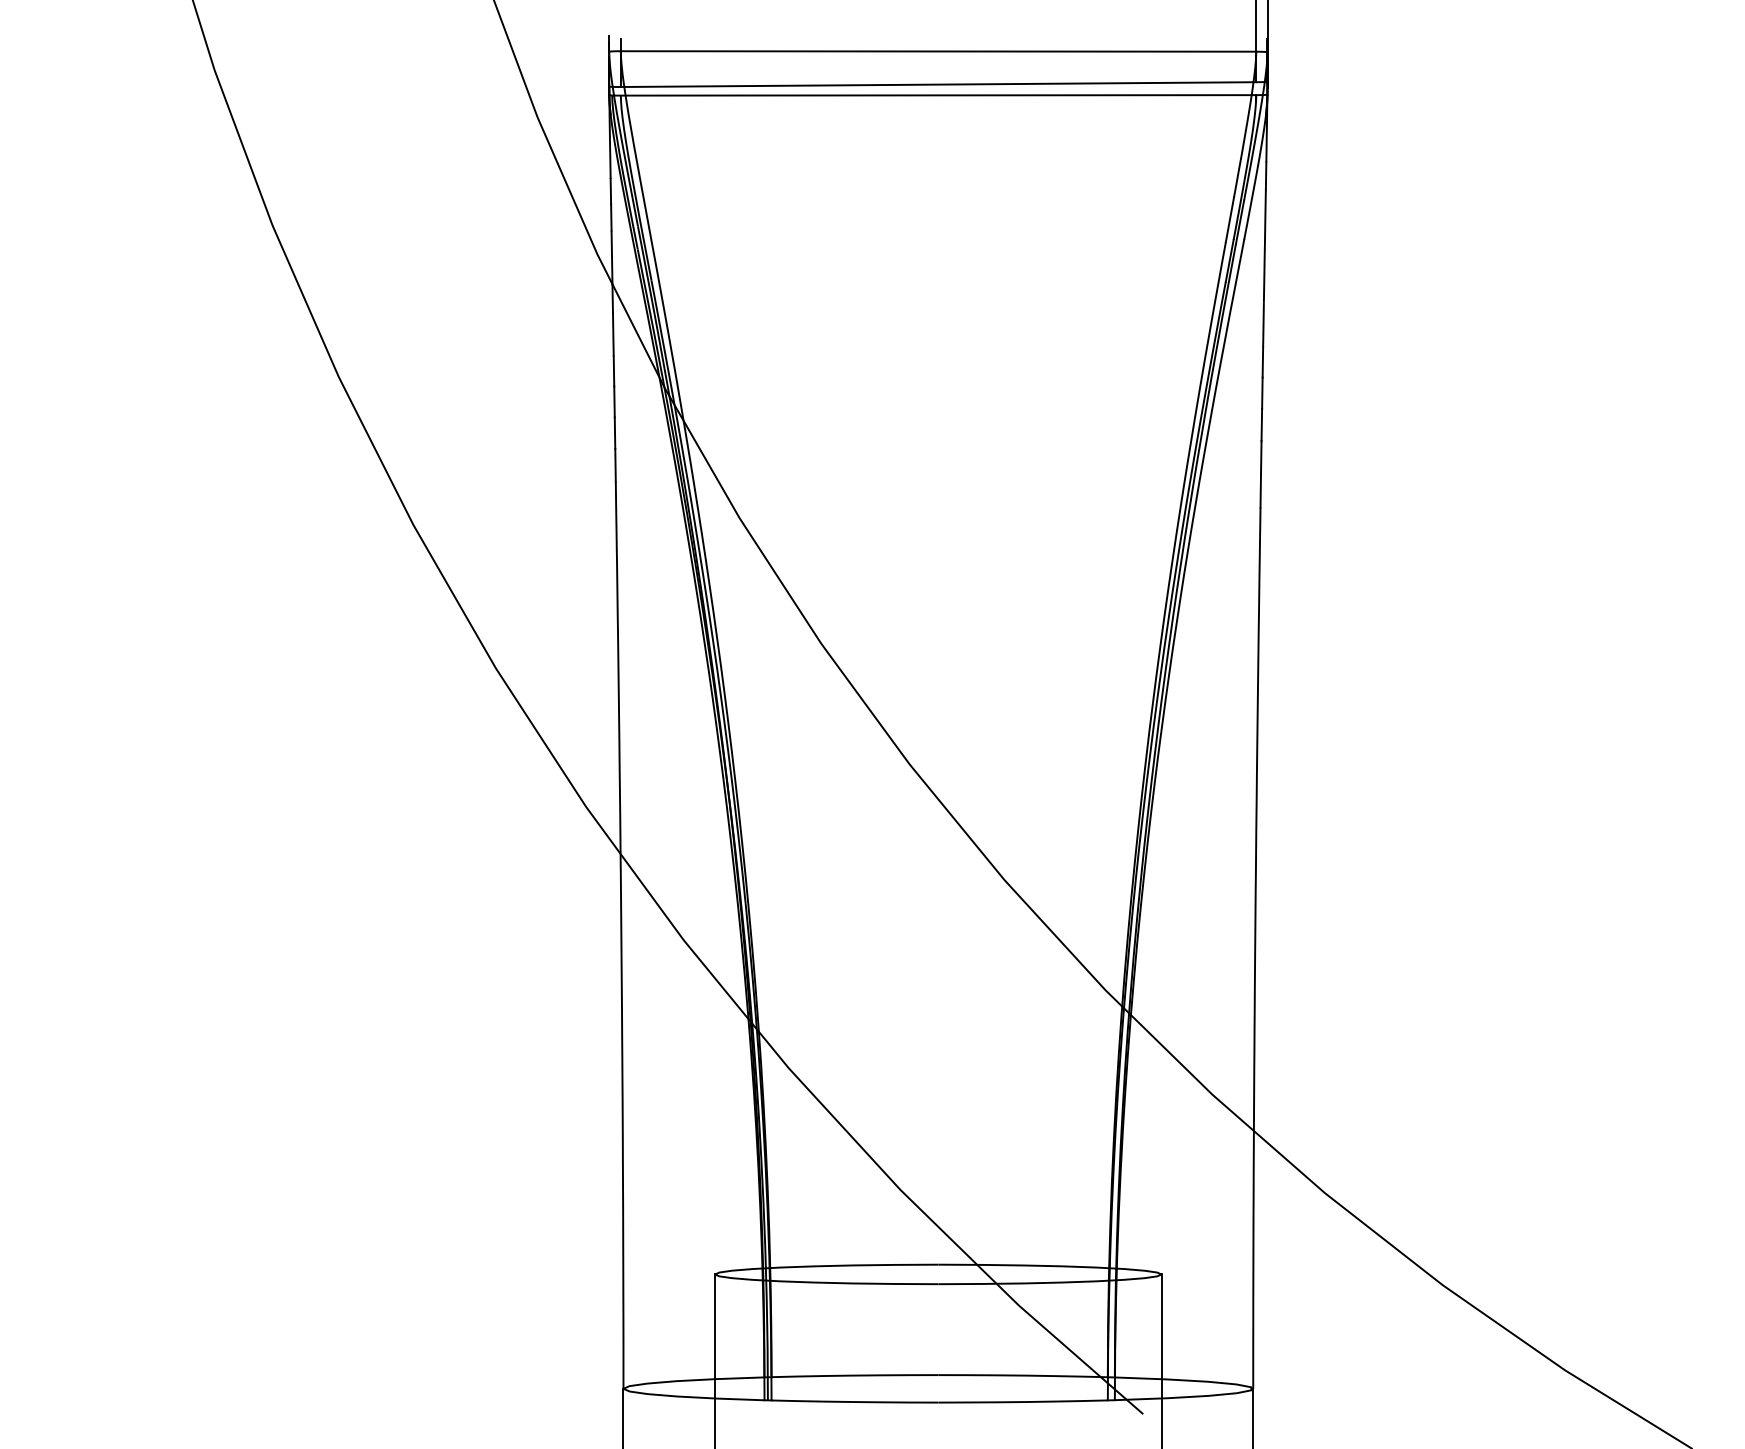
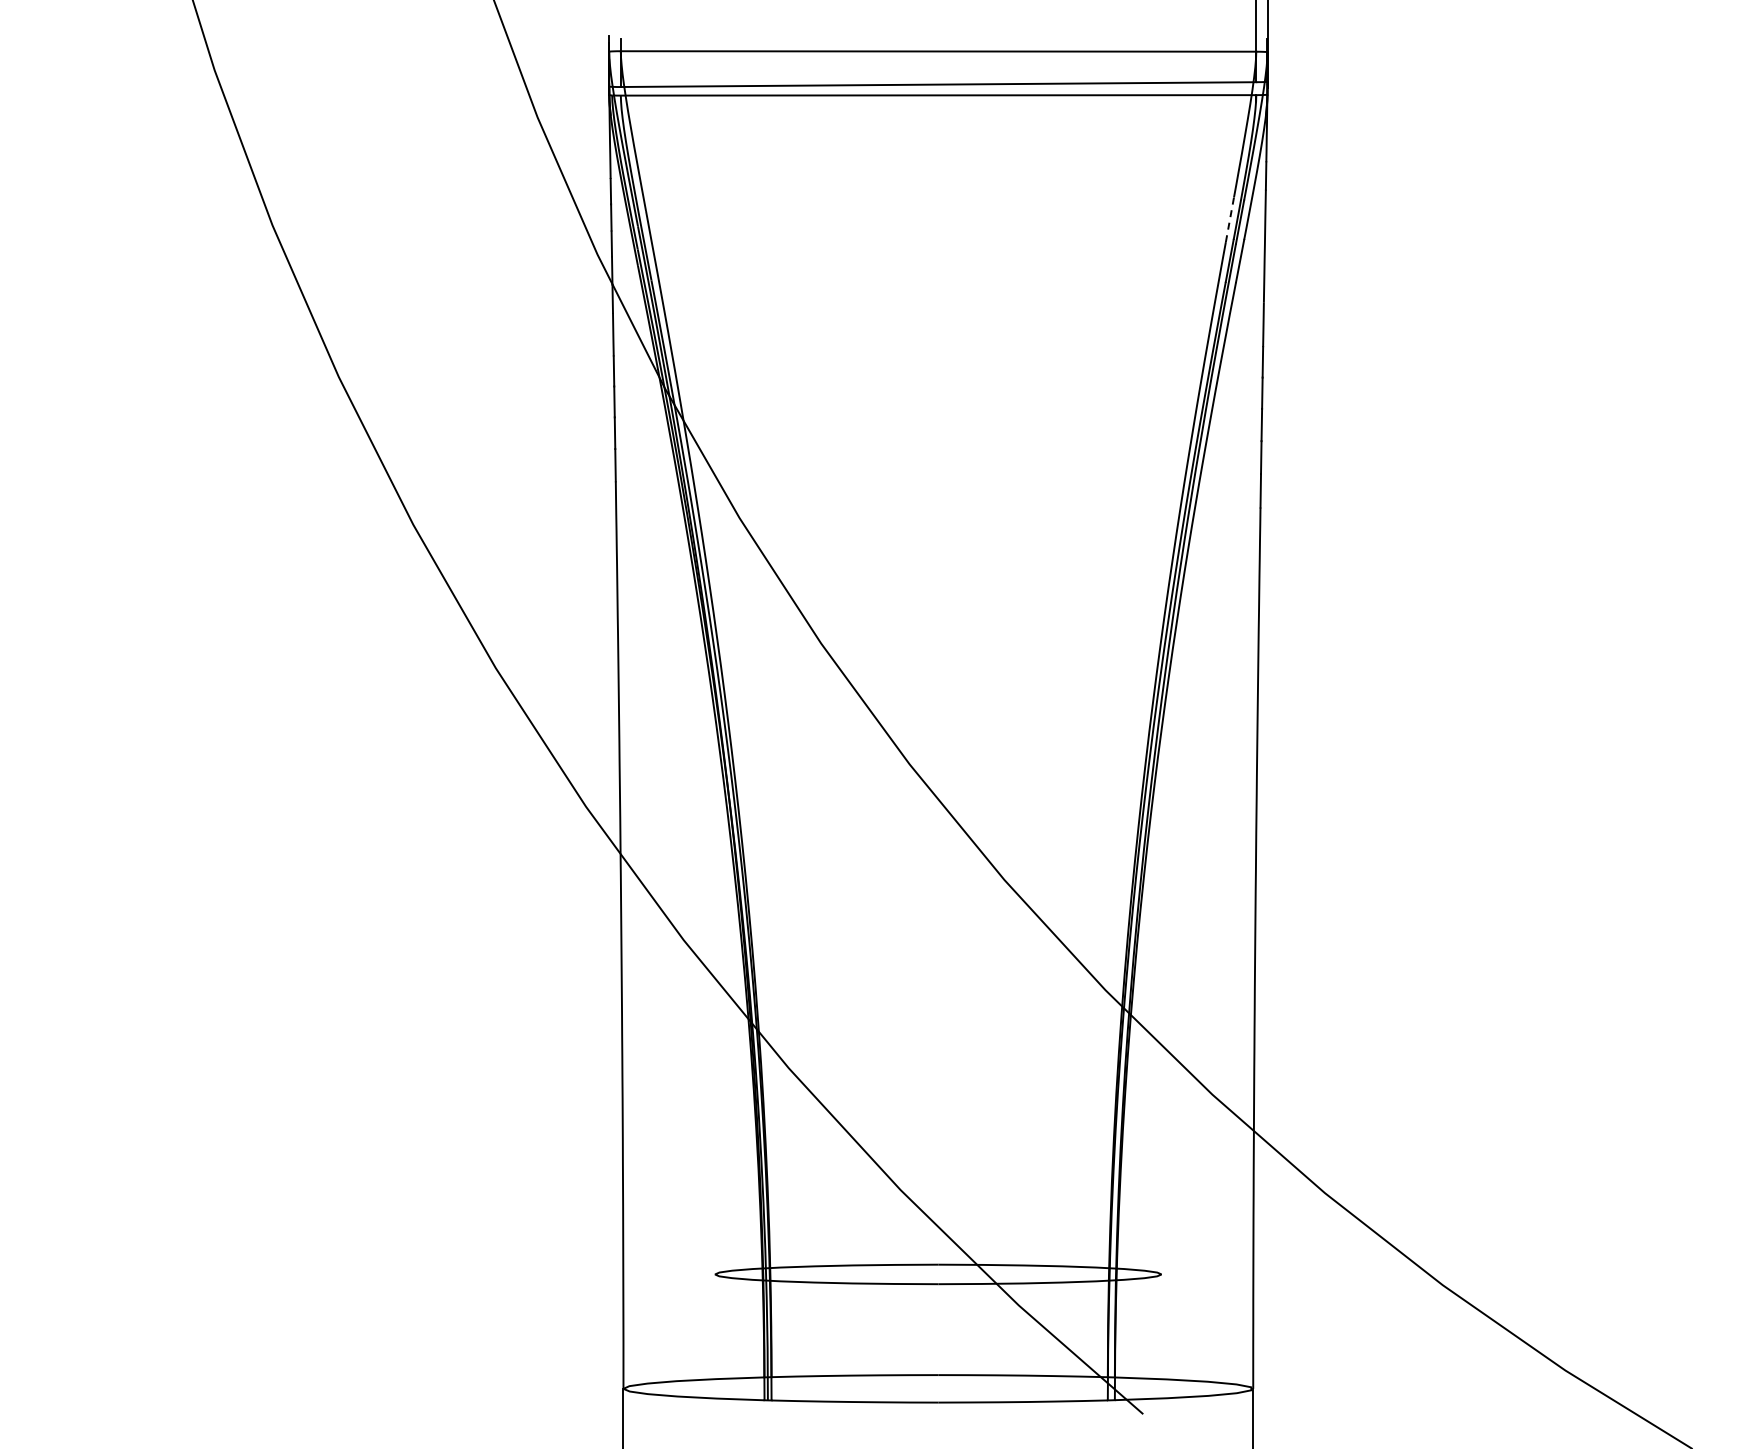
line: solid -> dashed (1229, 219)
line: present -> none (715, 1359)
line: present -> none (1161, 1359)
